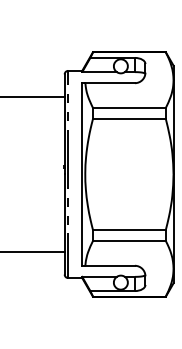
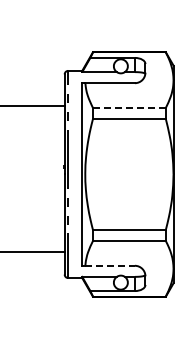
line position: (33, 97) -> (33, 106) (33, 106)
line: solid -> dashed (128, 107)
line: solid -> dashed (110, 265)
